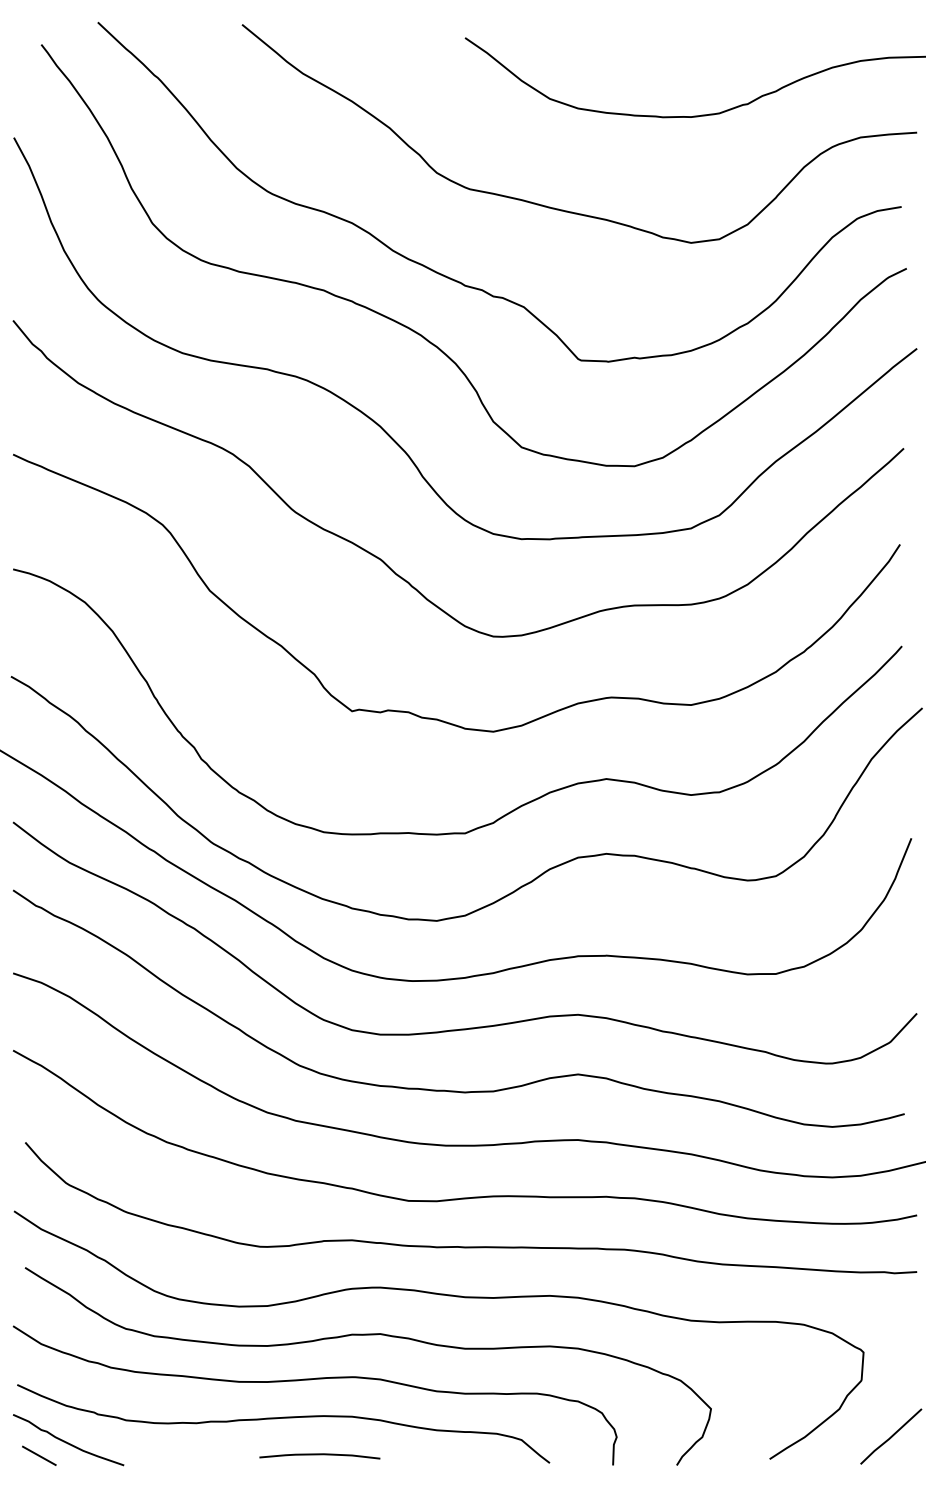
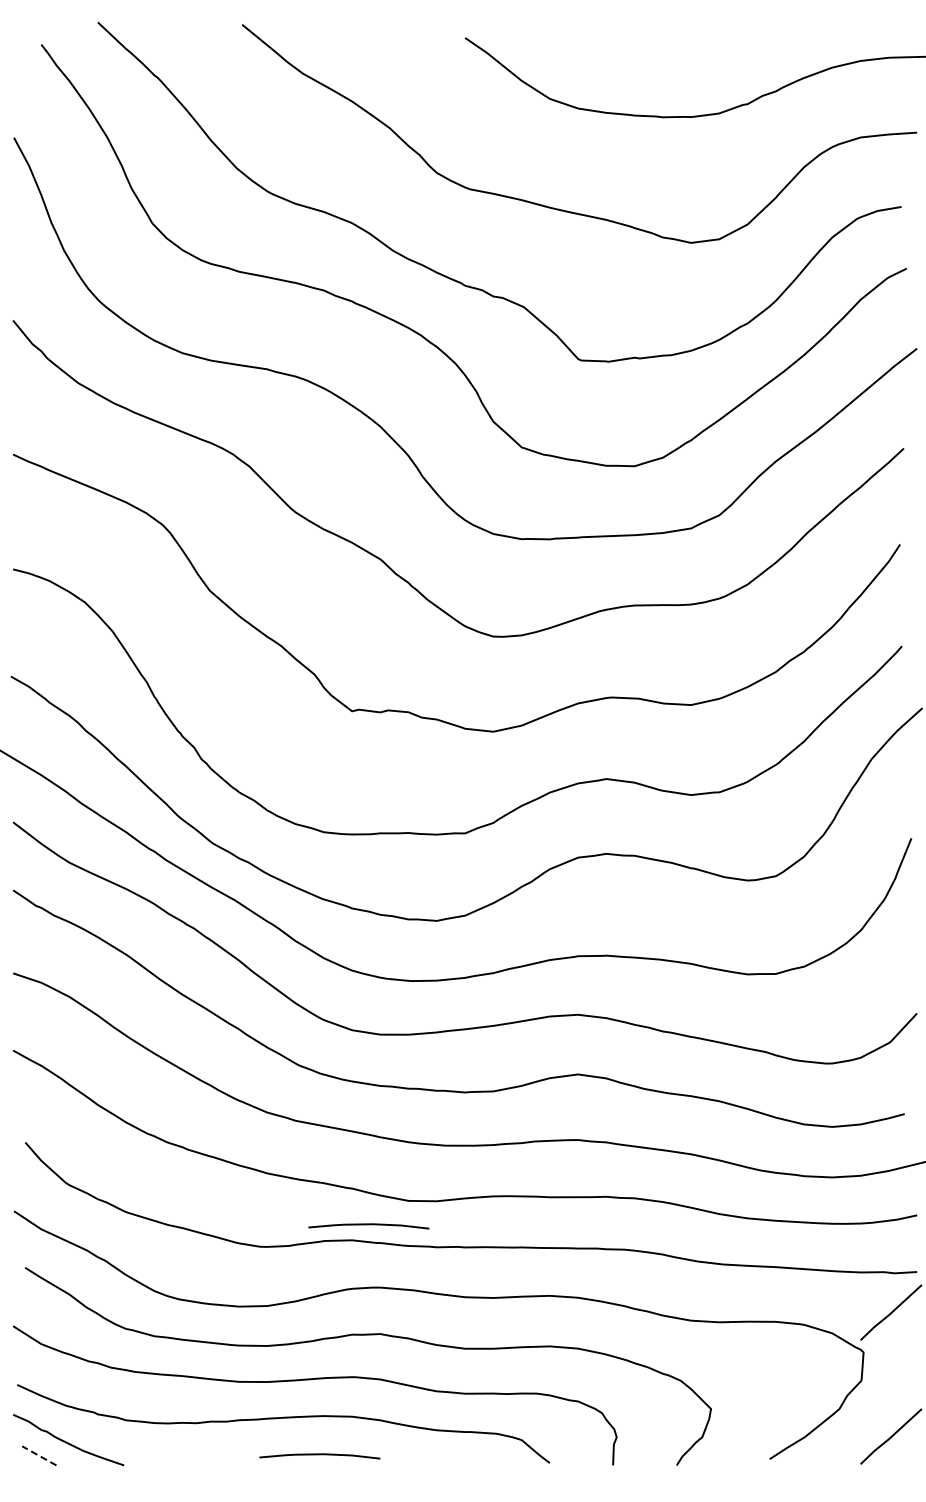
curve: none -> present (368, 1225)
line: none -> present (891, 1312)
line: solid -> dashed (39, 1455)
